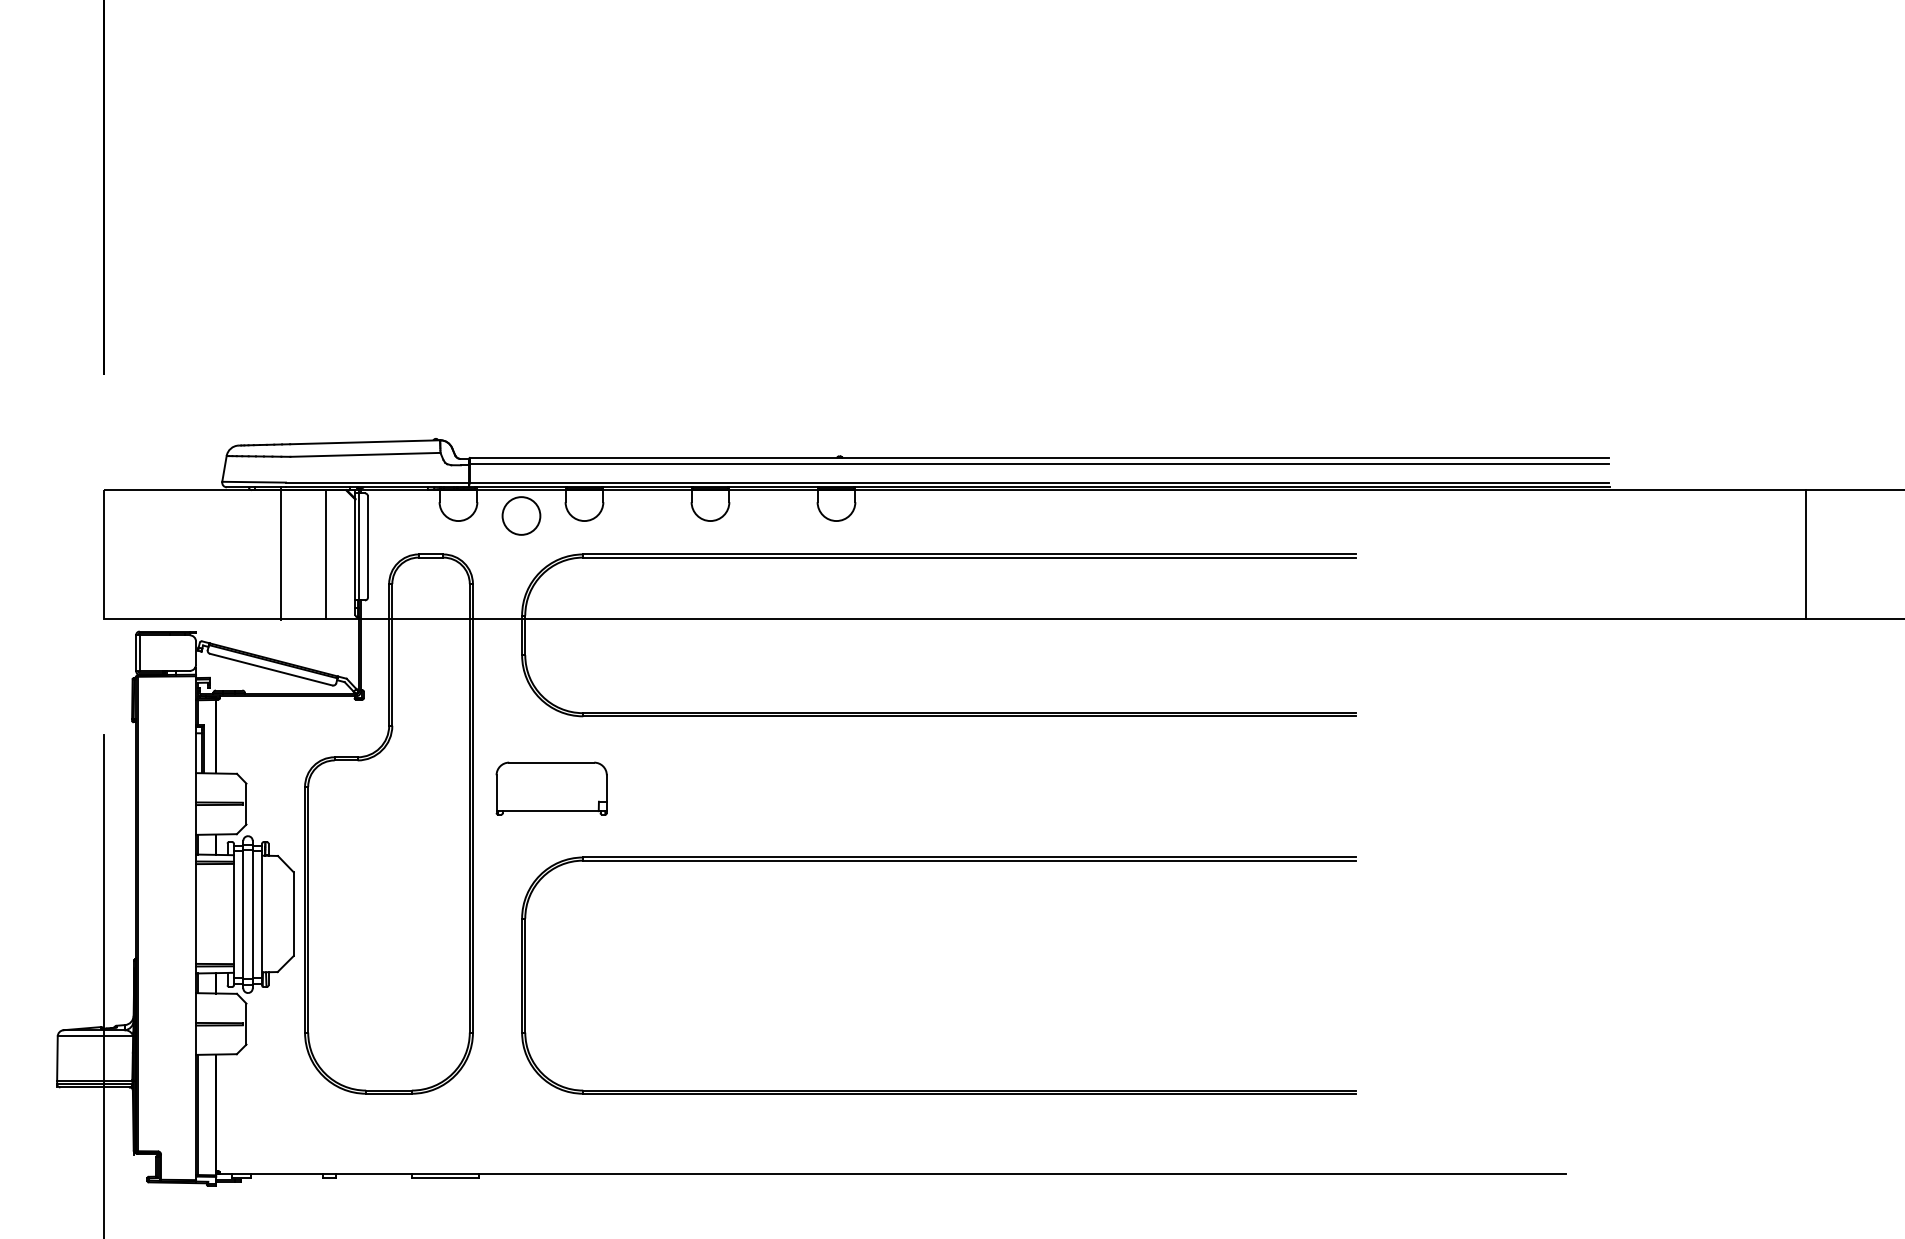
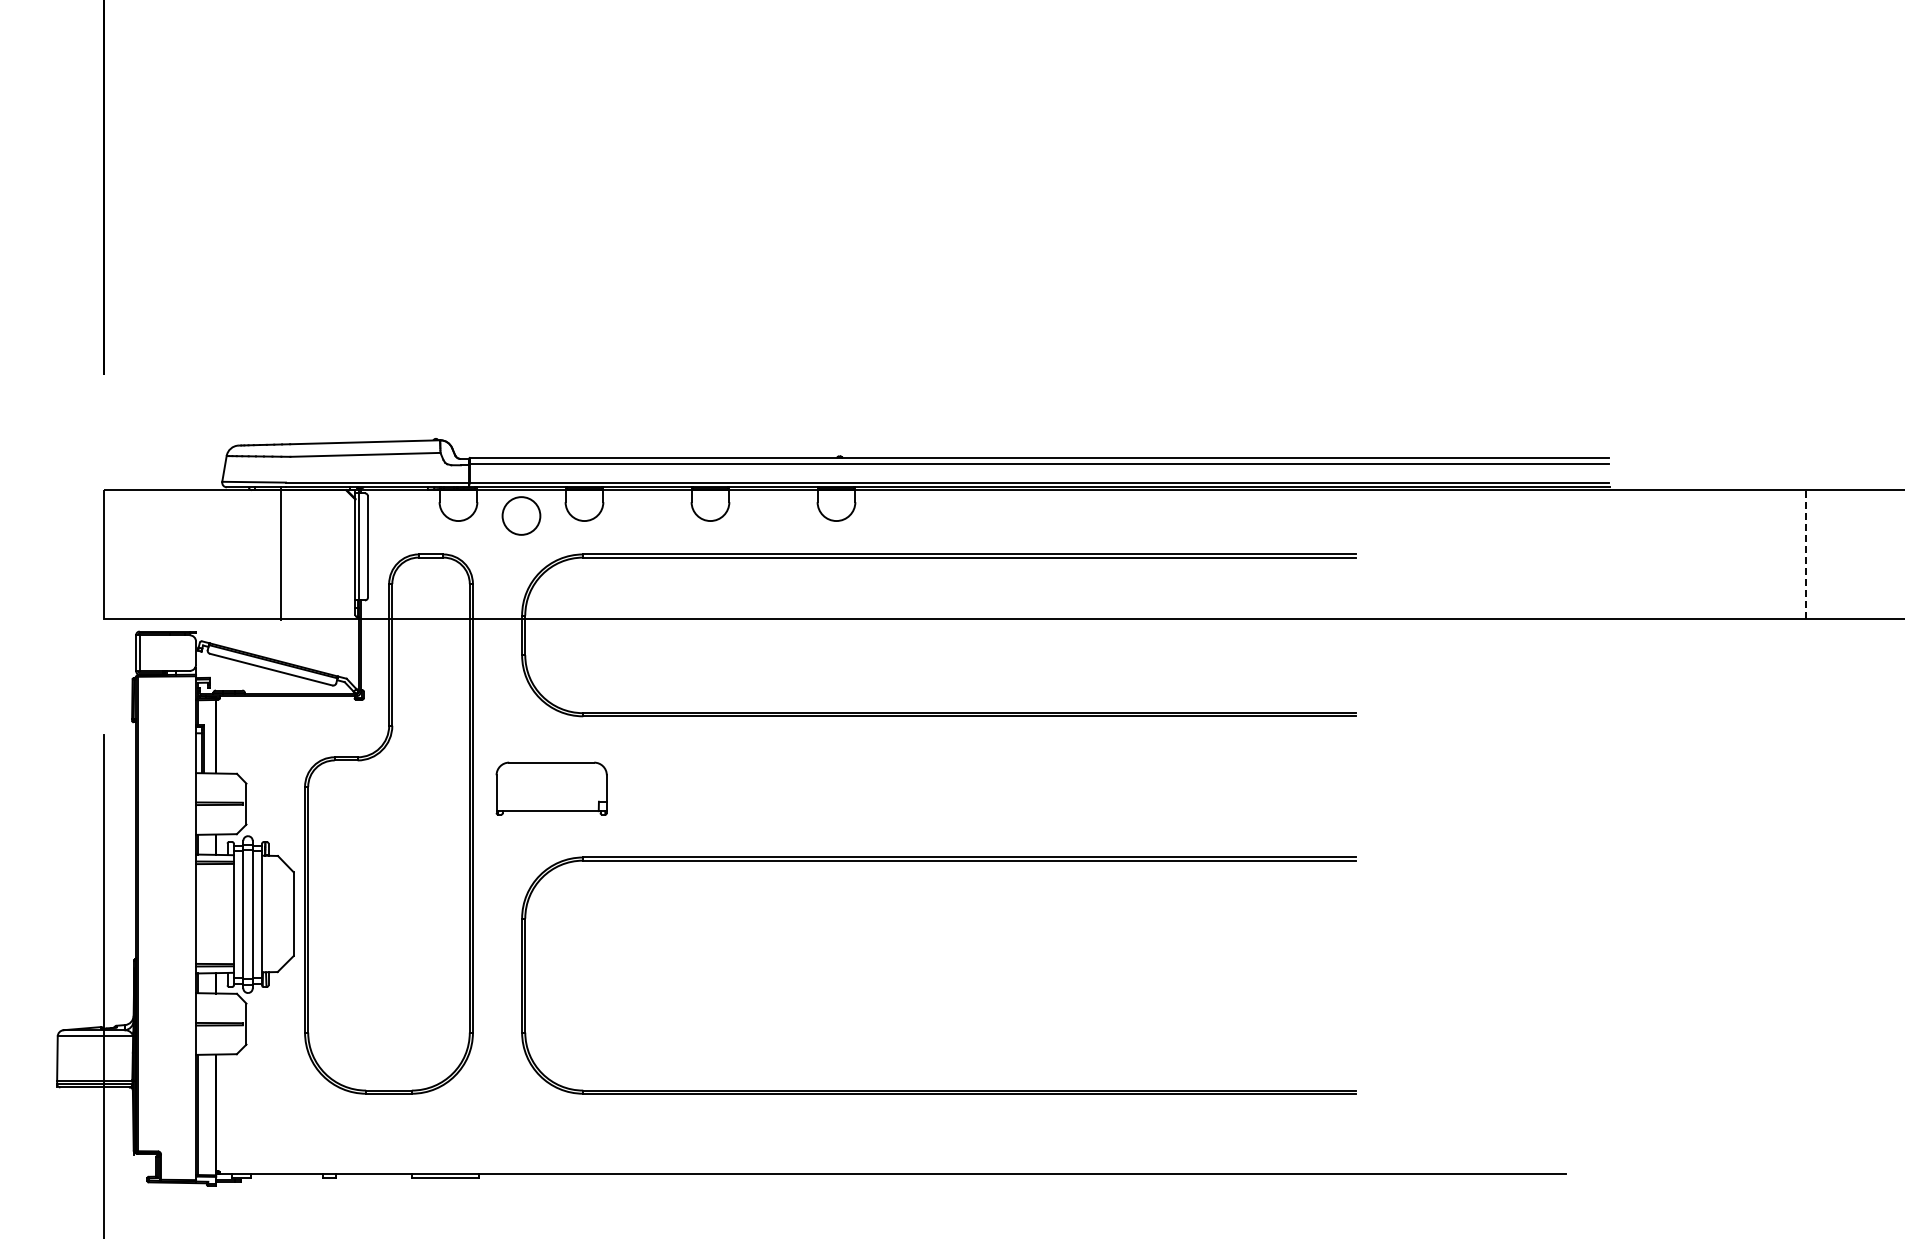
line: present -> none (326, 554)
line: solid -> dashed (1806, 554)
